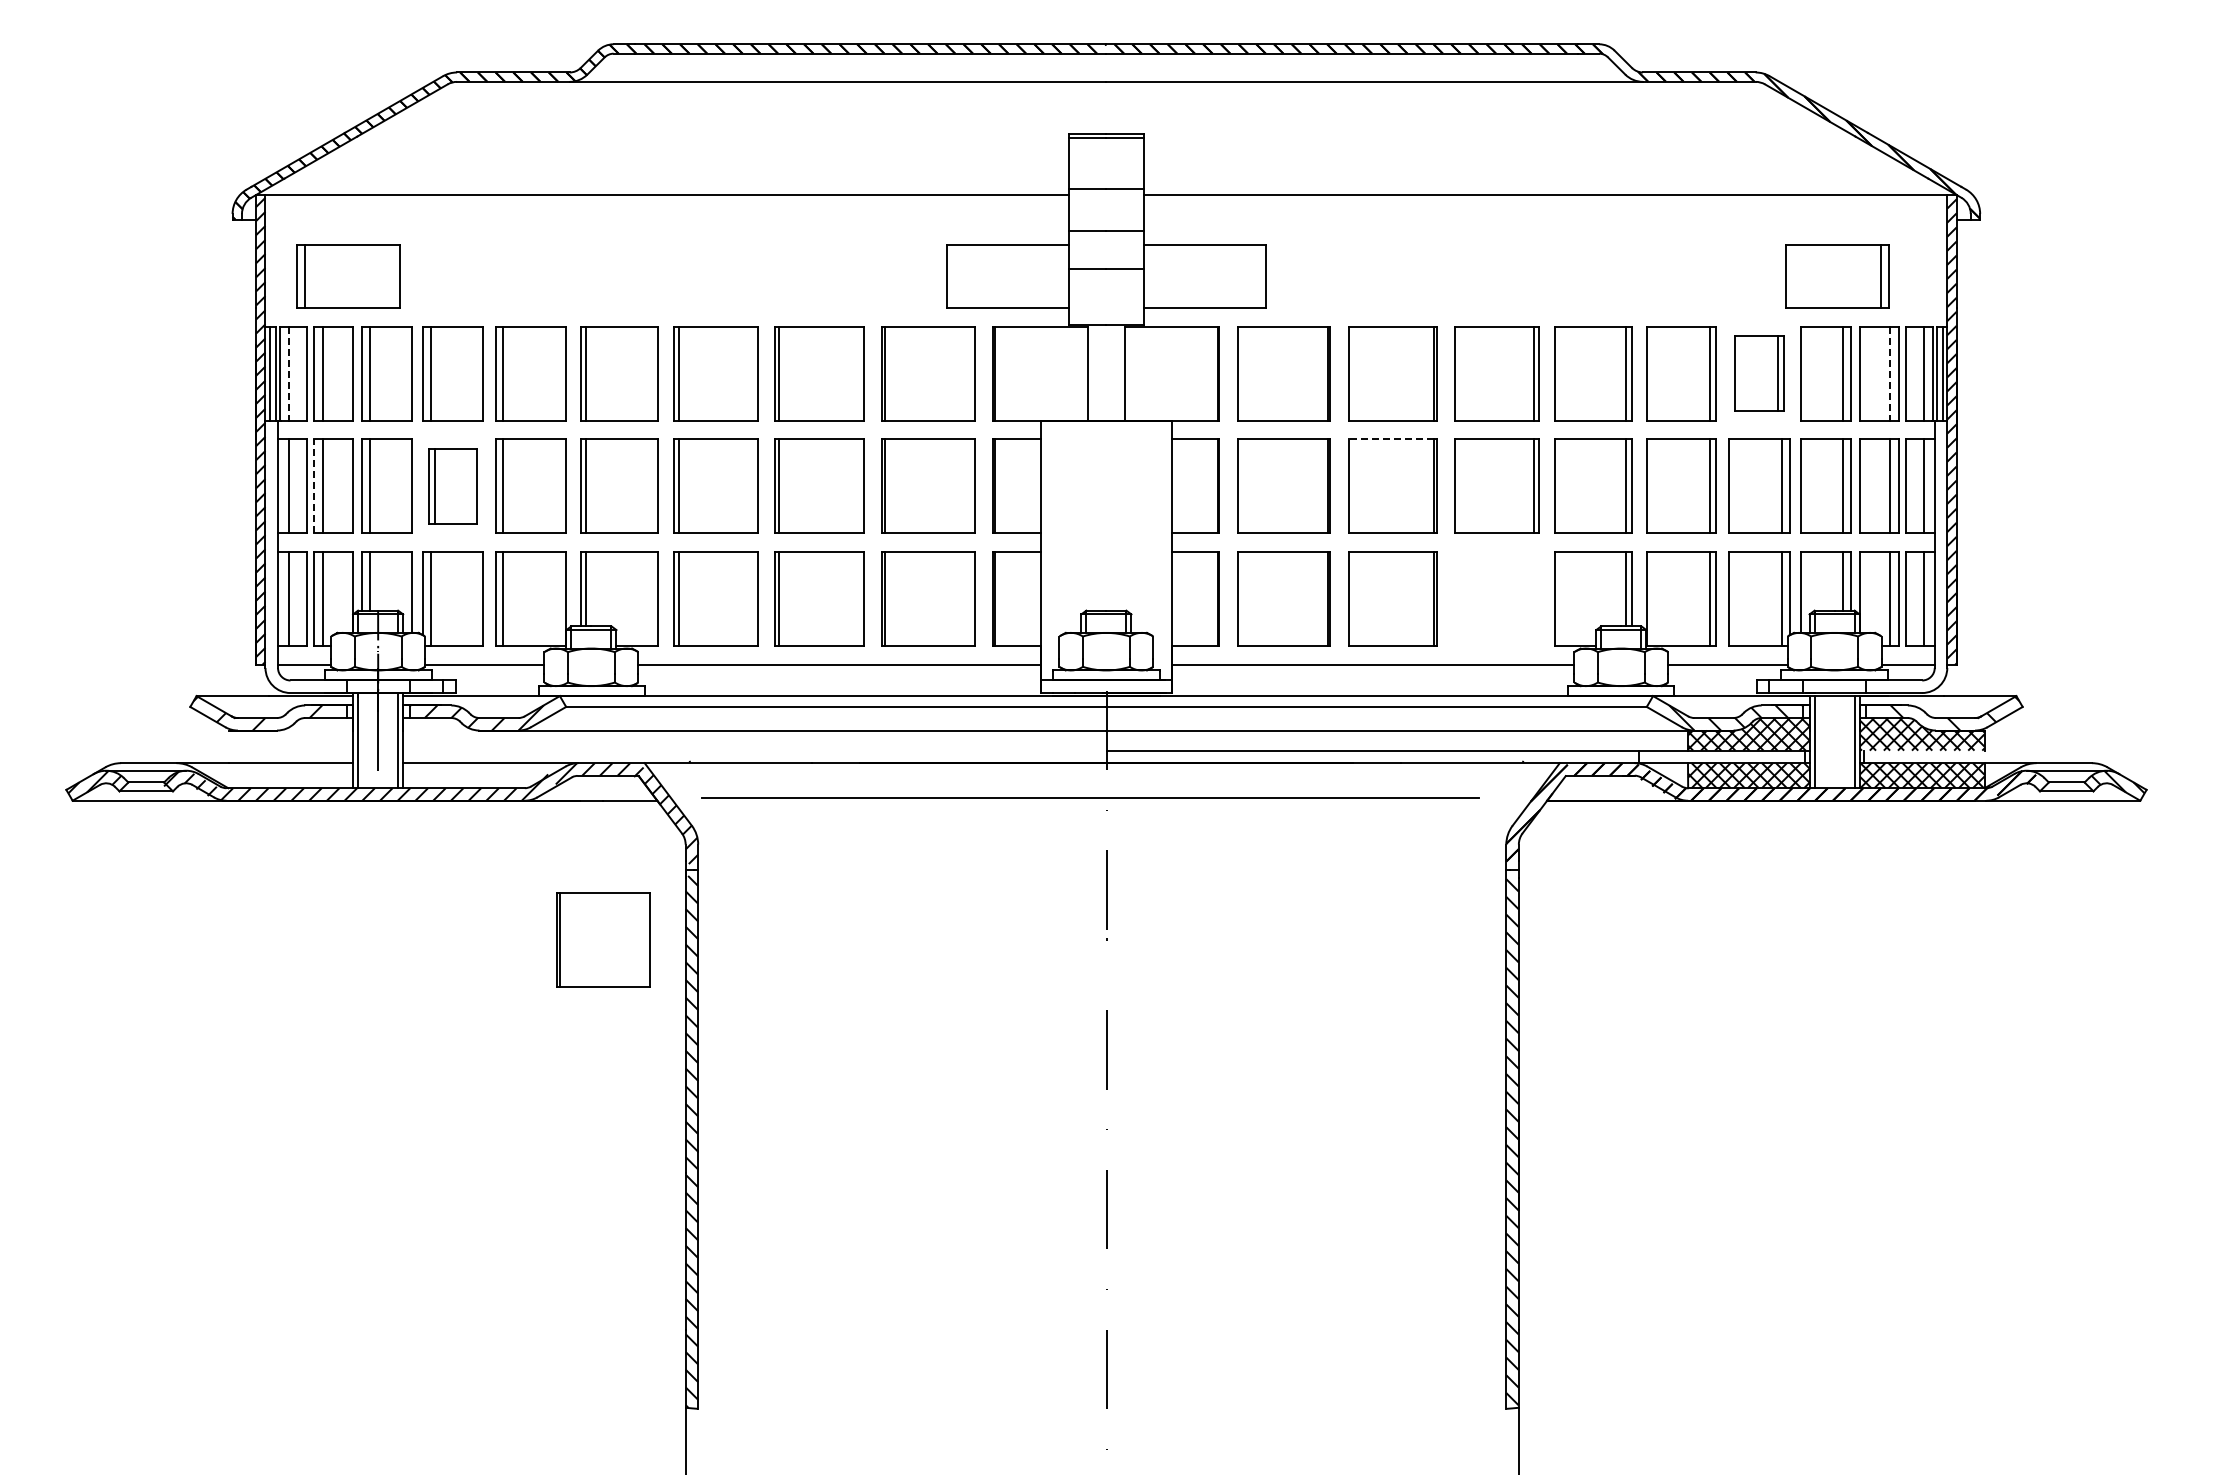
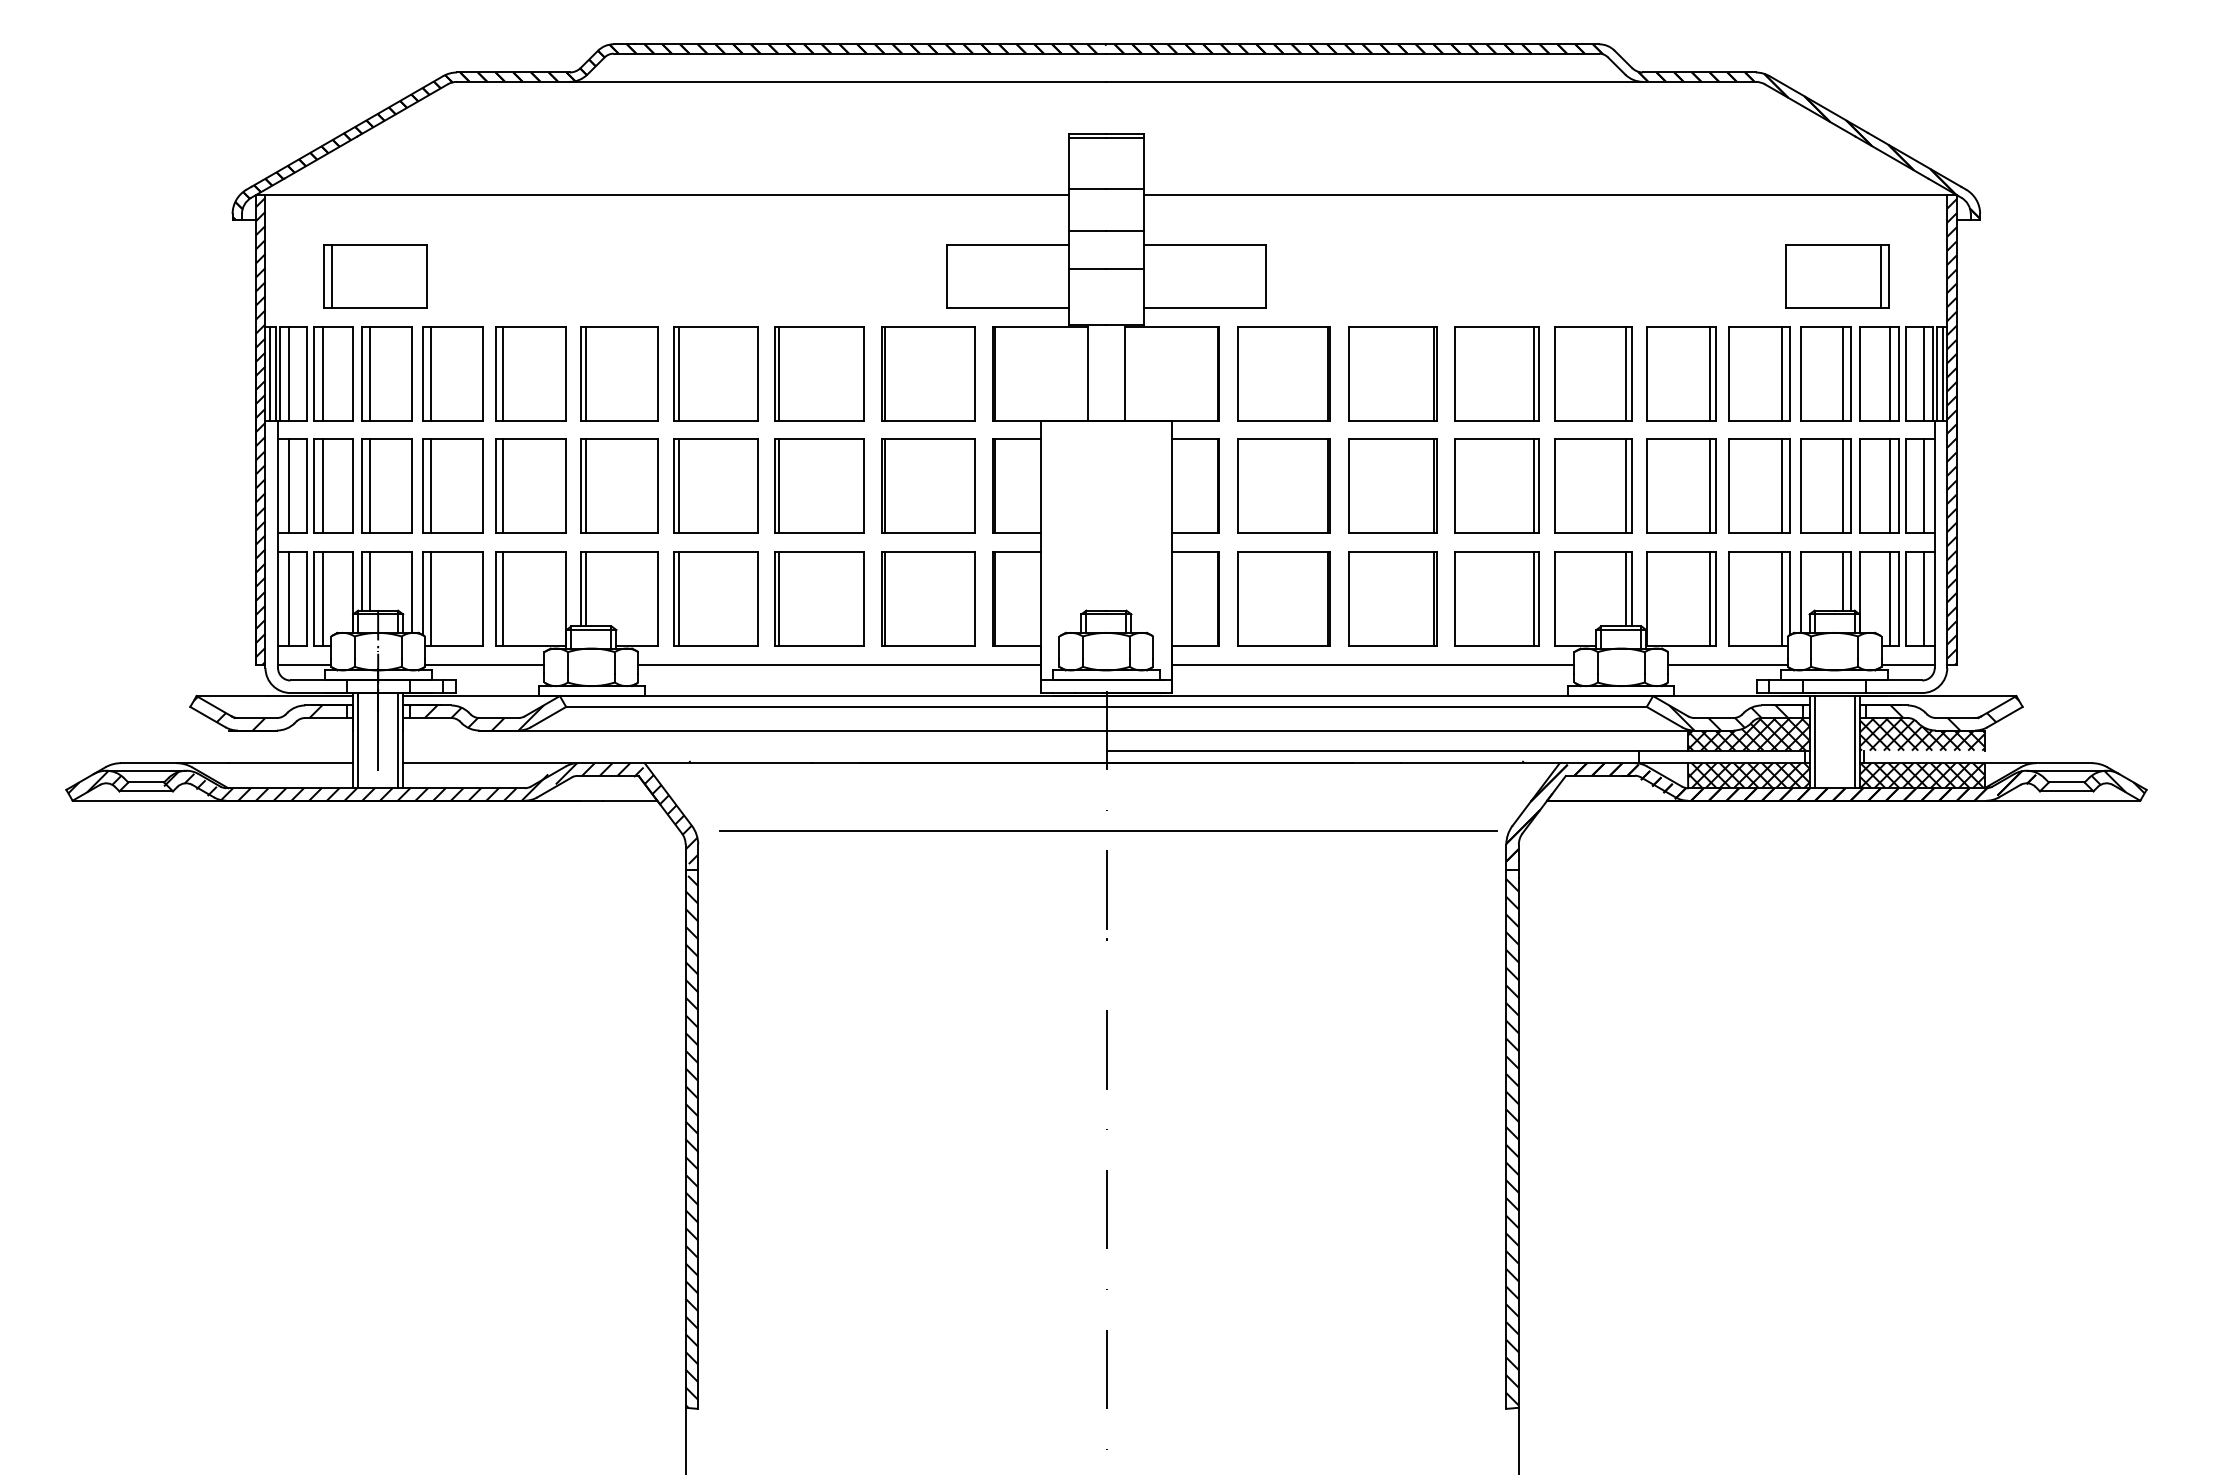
part position: (348, 276) -> (375, 276) (375, 276)
line: dashed -> solid (289, 373)
part size: 51x77 px -> 63x96 px (1759, 373)
line: dashed -> solid (1890, 373)
line: dashed -> solid (1391, 439)
line: dashed -> solid (313, 486)
part size: 50x77 px -> 62x96 px (452, 485)
part: none -> present (1496, 598)
line position: (1090, 797) -> (1108, 830) (1108, 830)
part: present -> none (603, 939)
